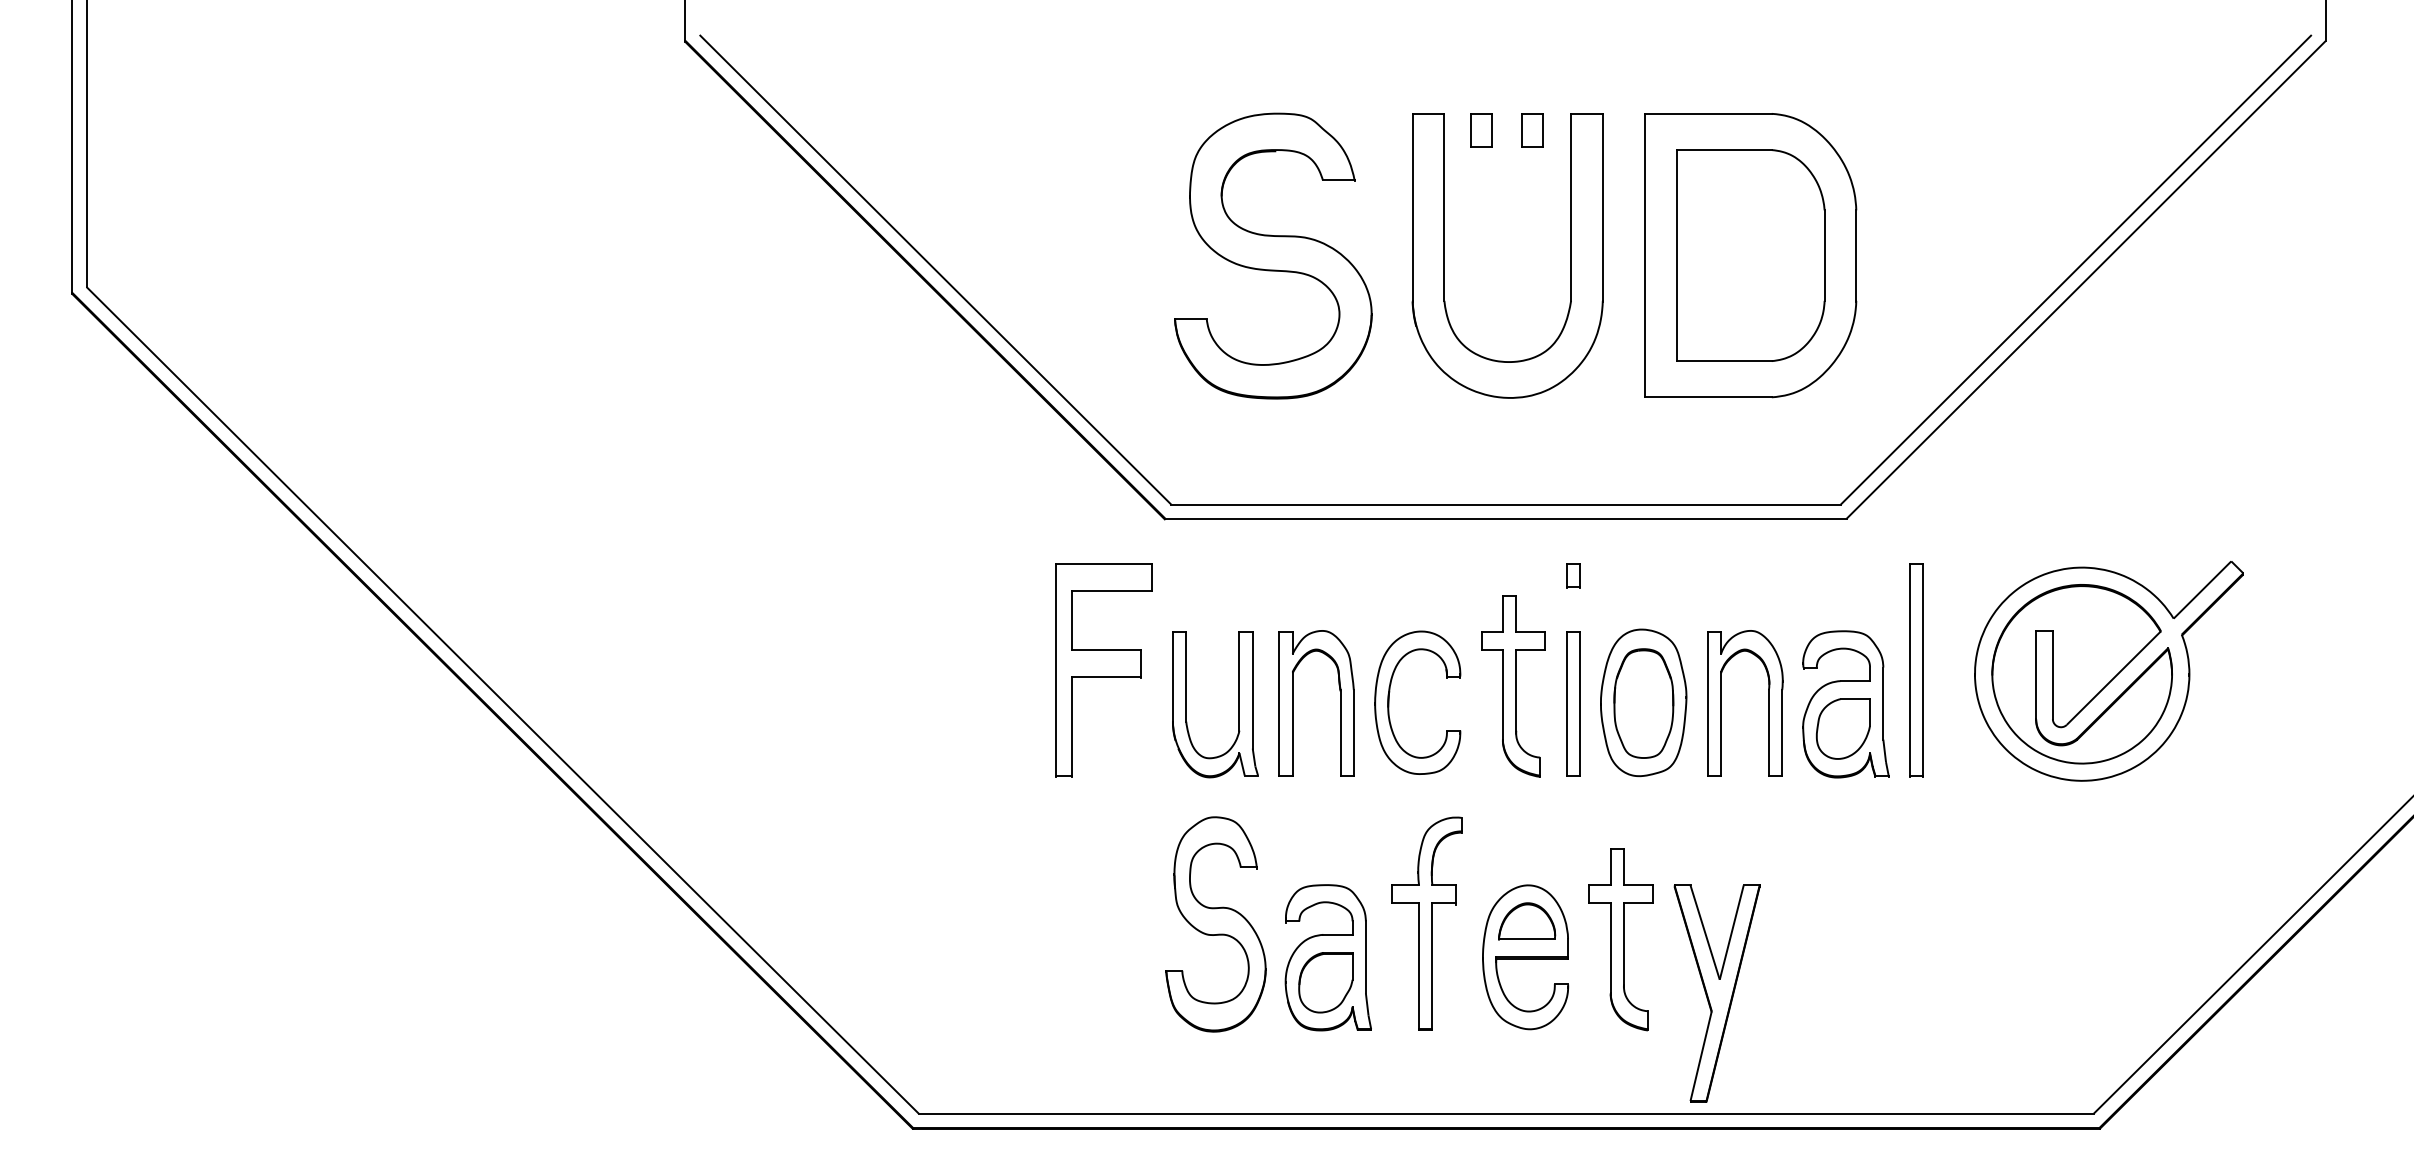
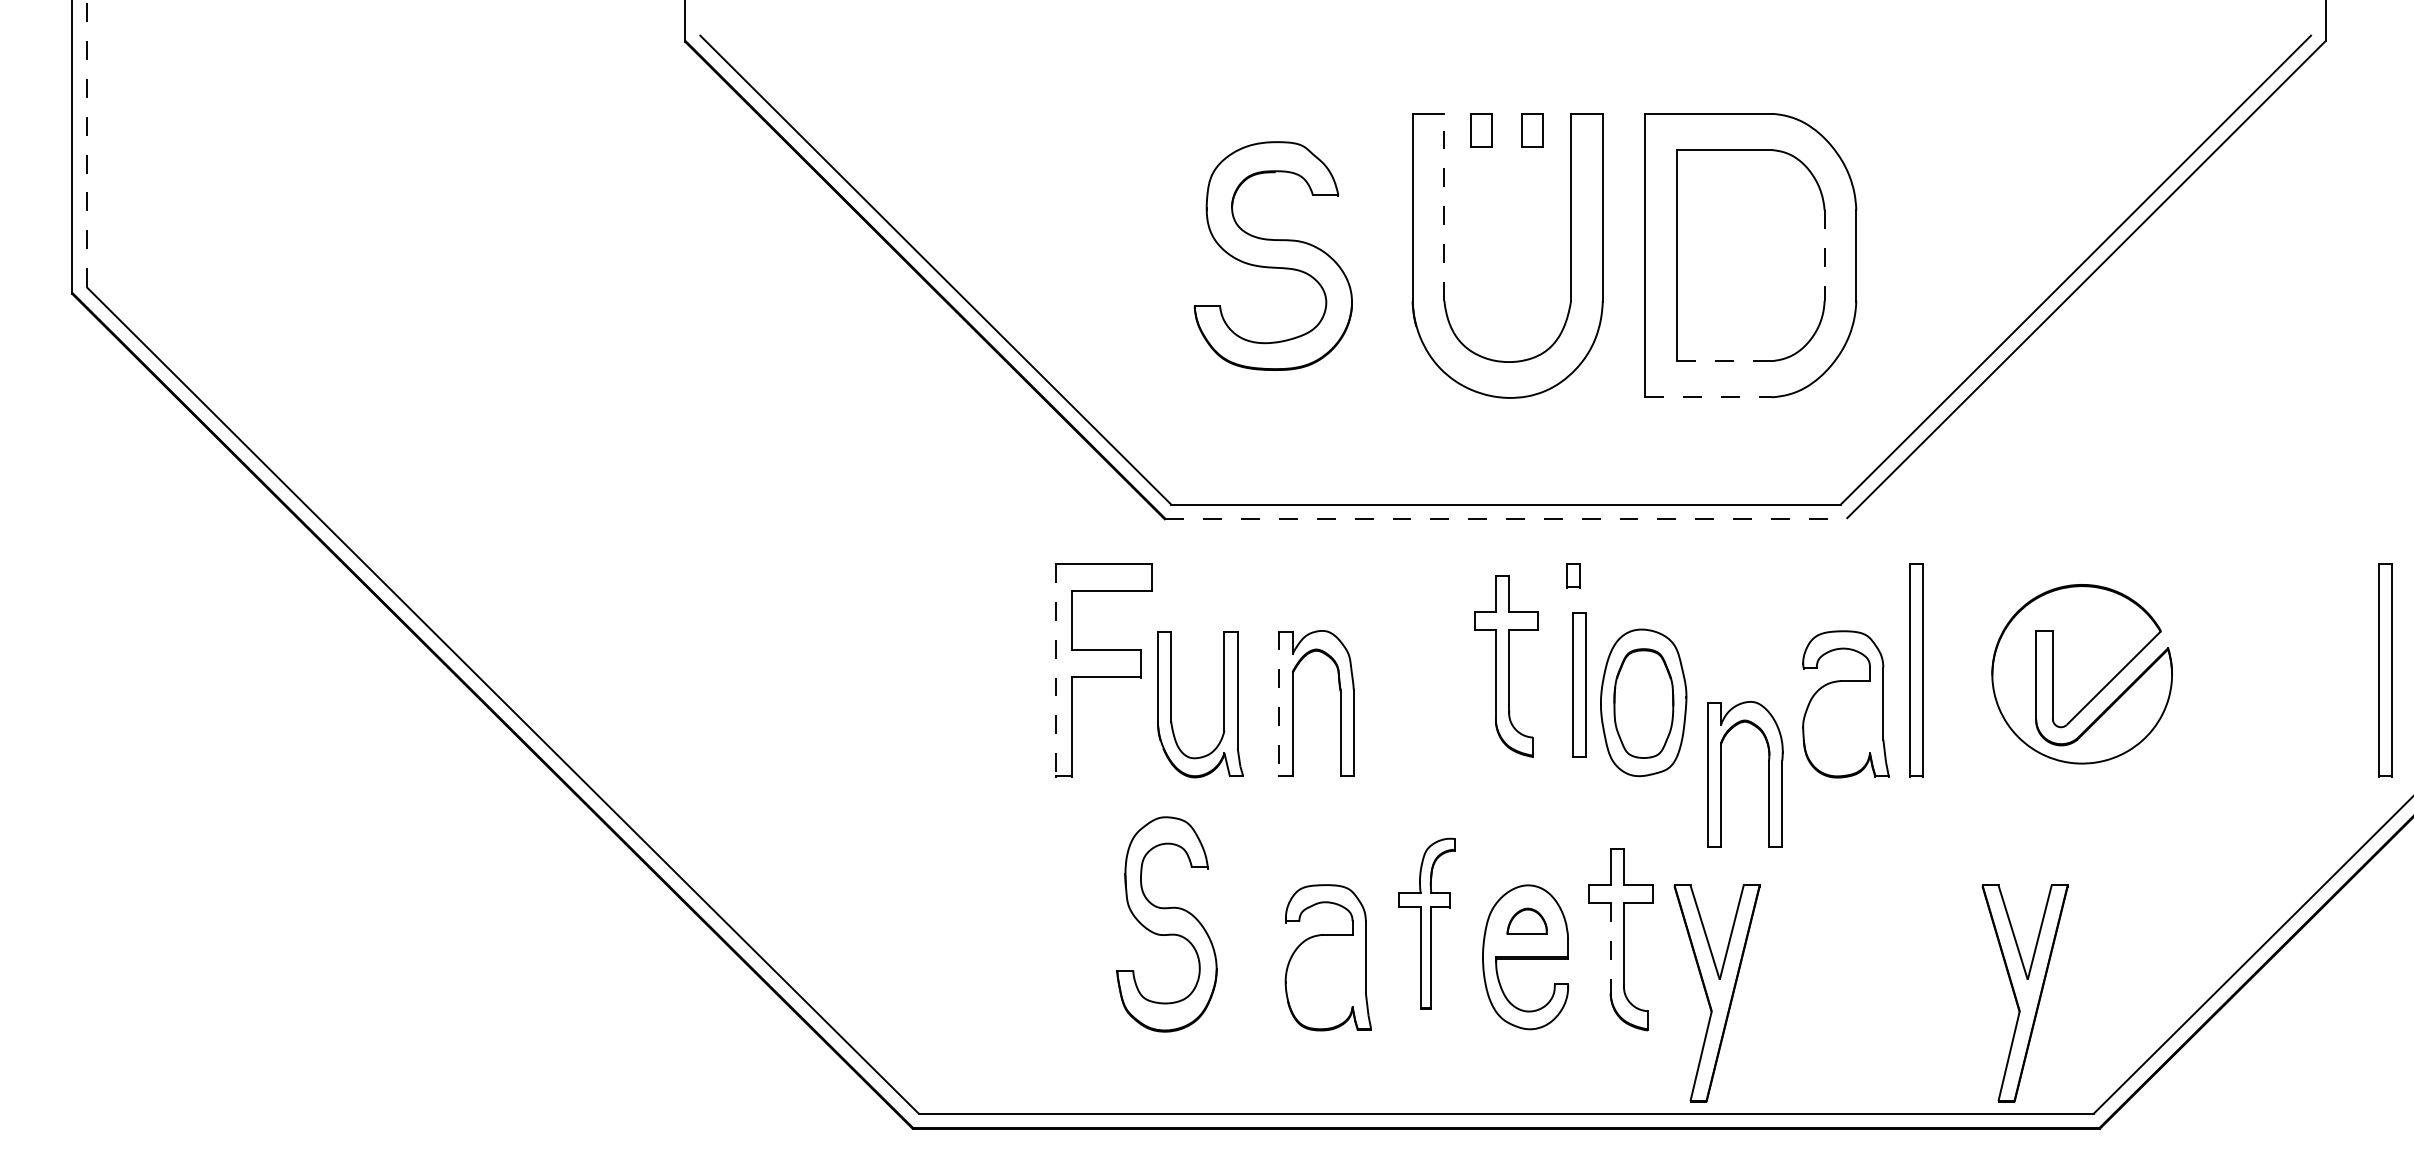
line: solid -> dashed (86, 143)
line: solid -> dashed (1444, 207)
part size: 199x288 px -> 160x230 px (1272, 255)
line: solid -> dashed (1824, 256)
line: solid -> dashed (1724, 361)
line: solid -> dashed (1708, 397)
line: solid -> dashed (1506, 518)
line: solid -> dashed (1055, 669)
part: none -> present (2385, 670)
part: present -> none (2108, 671)
part position: (1513, 686) -> (1506, 666) (1506, 666)
part: present -> none (1389, 702)
part position: (1573, 703) -> (1579, 684) (1579, 684)
part position: (1768, 703) -> (1768, 774) (1768, 774)
part position: (1238, 704) -> (1223, 704) (1223, 704)
line: solid -> dashed (1279, 704)
part: present -> none (1842, 728)
part size: 59x39 px -> 42x28 px (1526, 920)
part size: 72x215 px -> 58x173 px (1426, 923)
part position: (1215, 924) -> (1166, 924) (1166, 924)
line: solid -> dashed (1610, 948)
part: present -> none (1325, 982)
part: none -> present (2024, 993)
